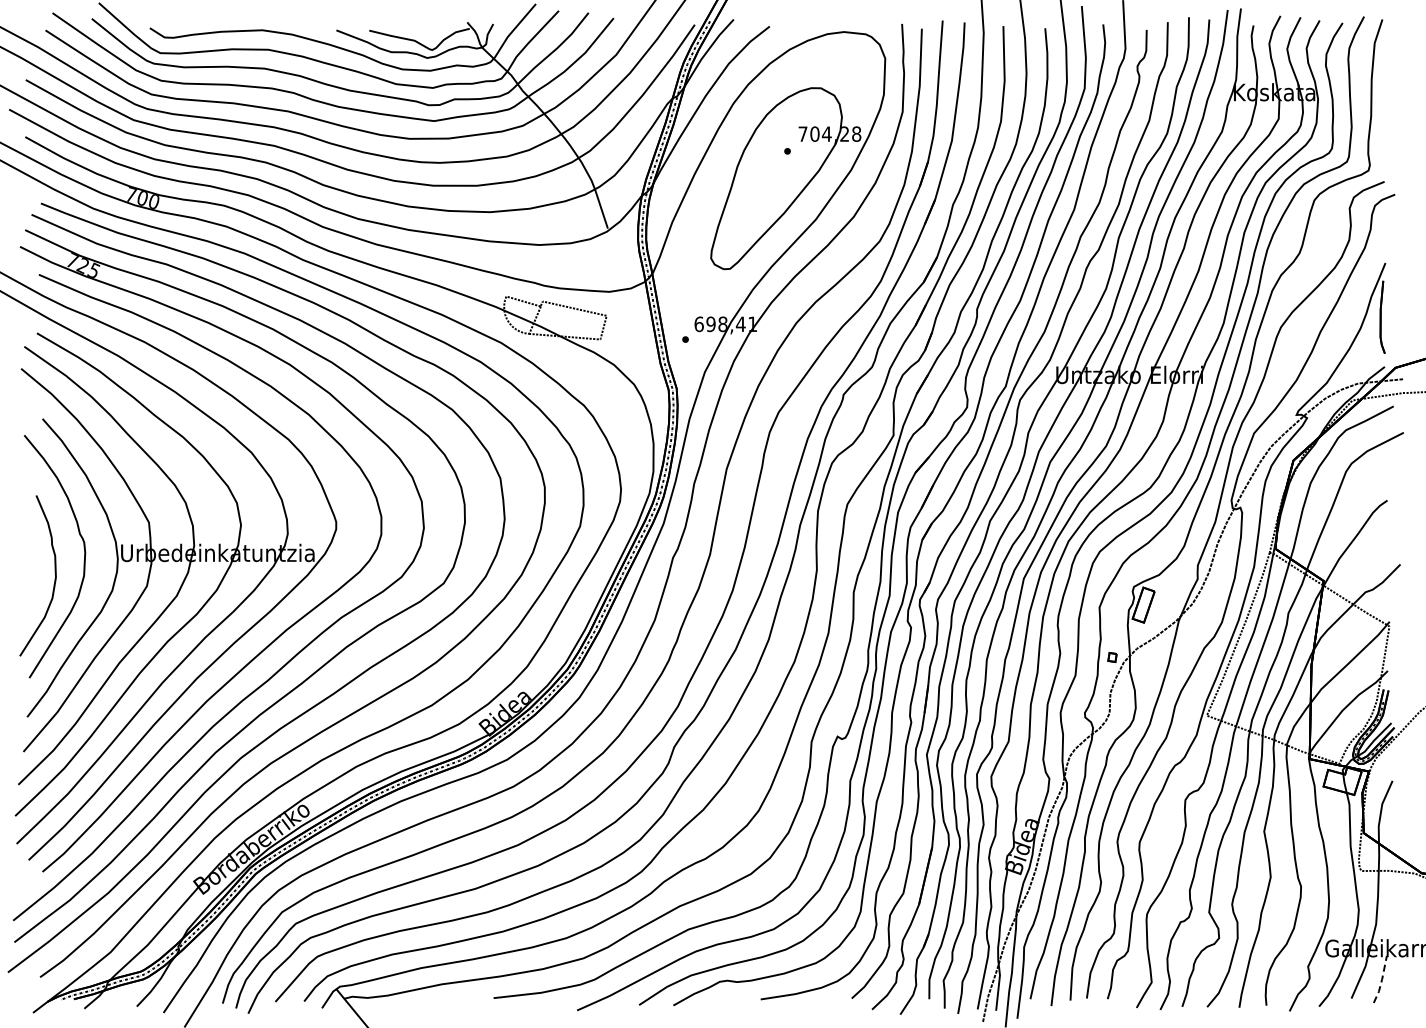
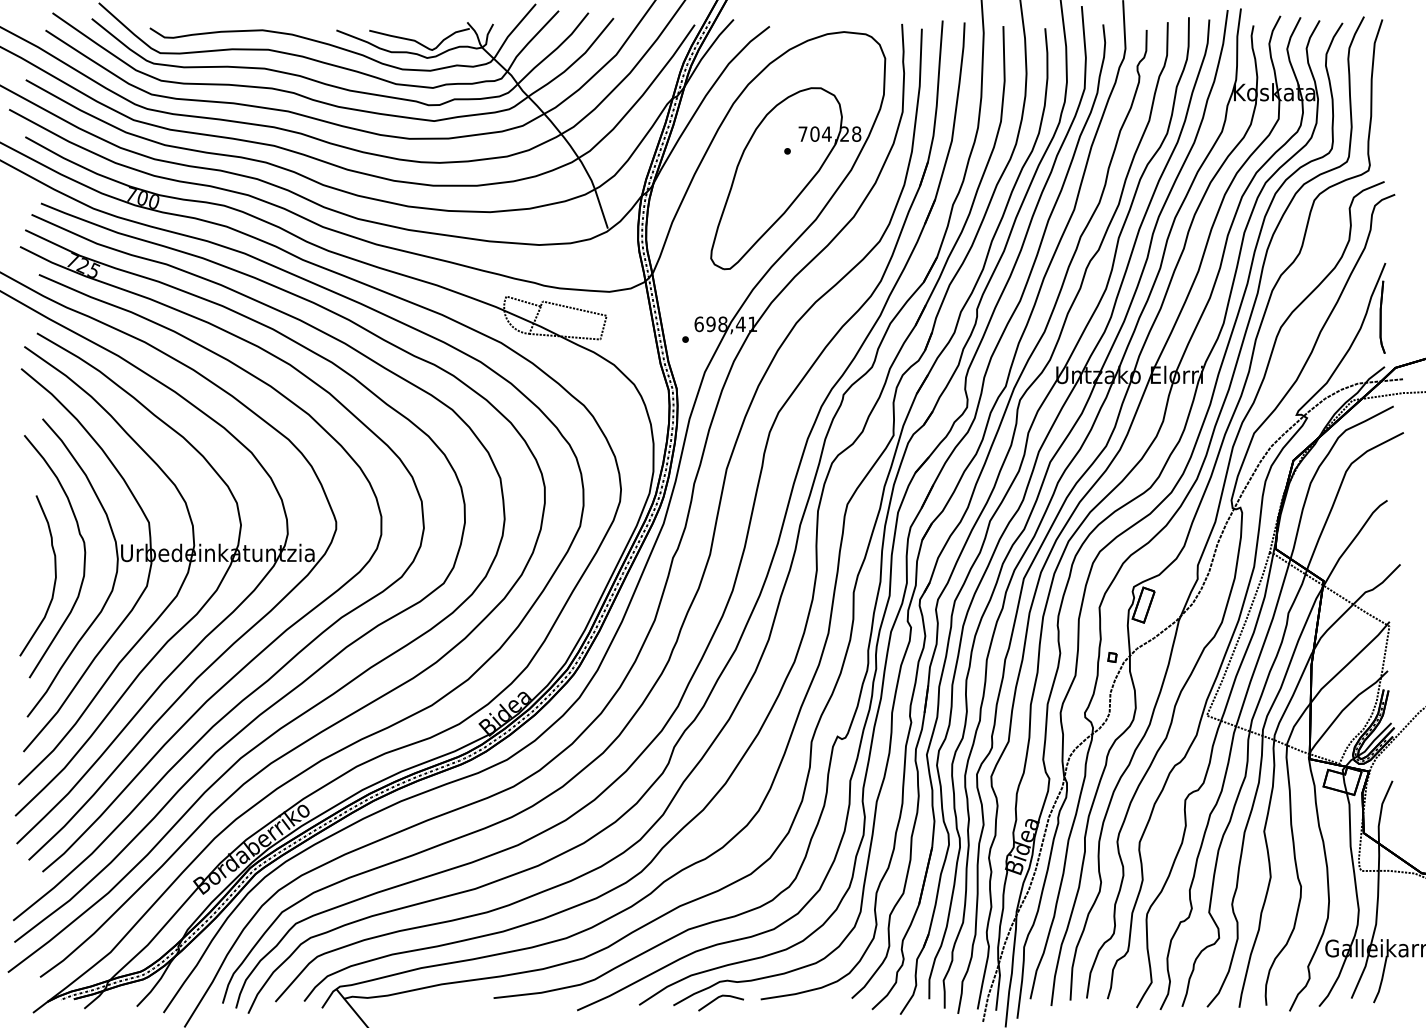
line: dashed -> solid (1381, 980)
line: none -> present (717, 999)
